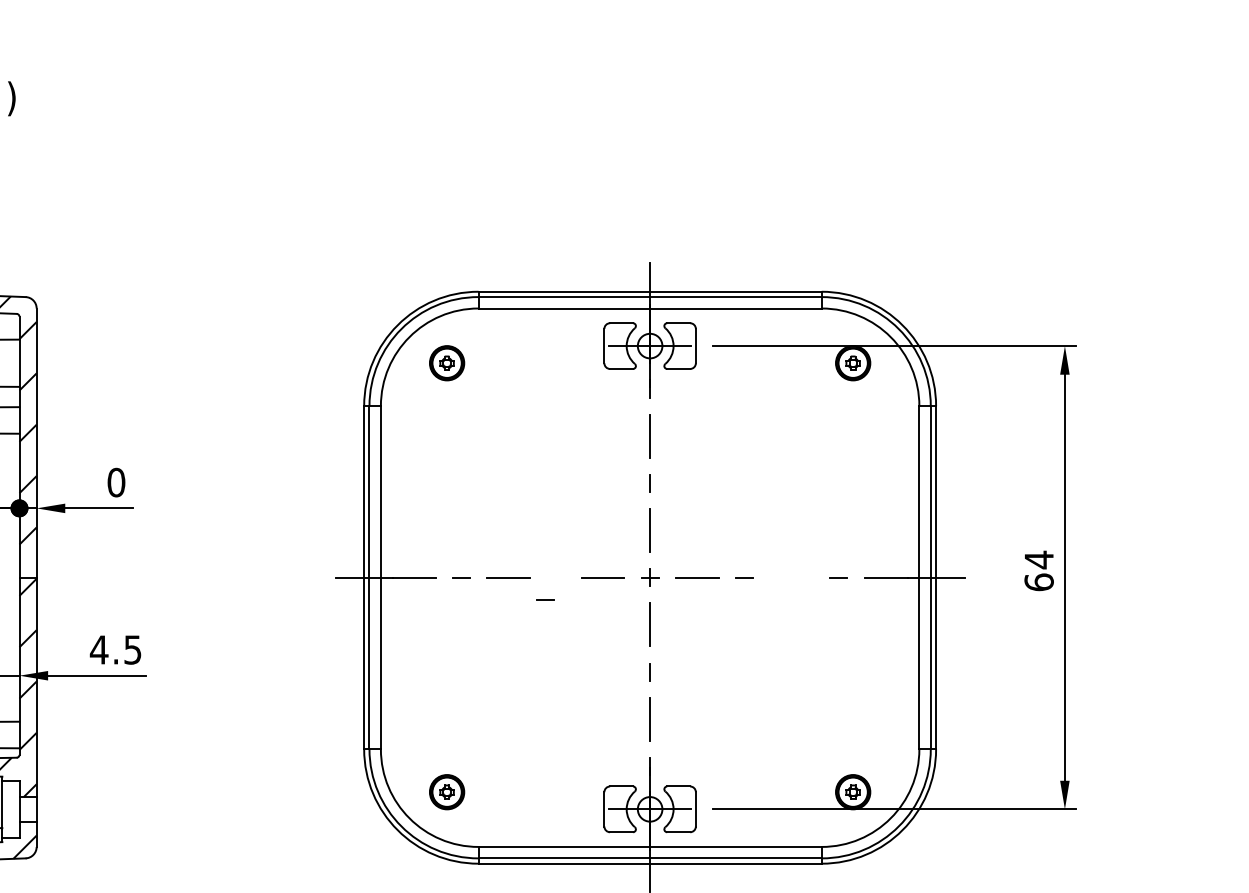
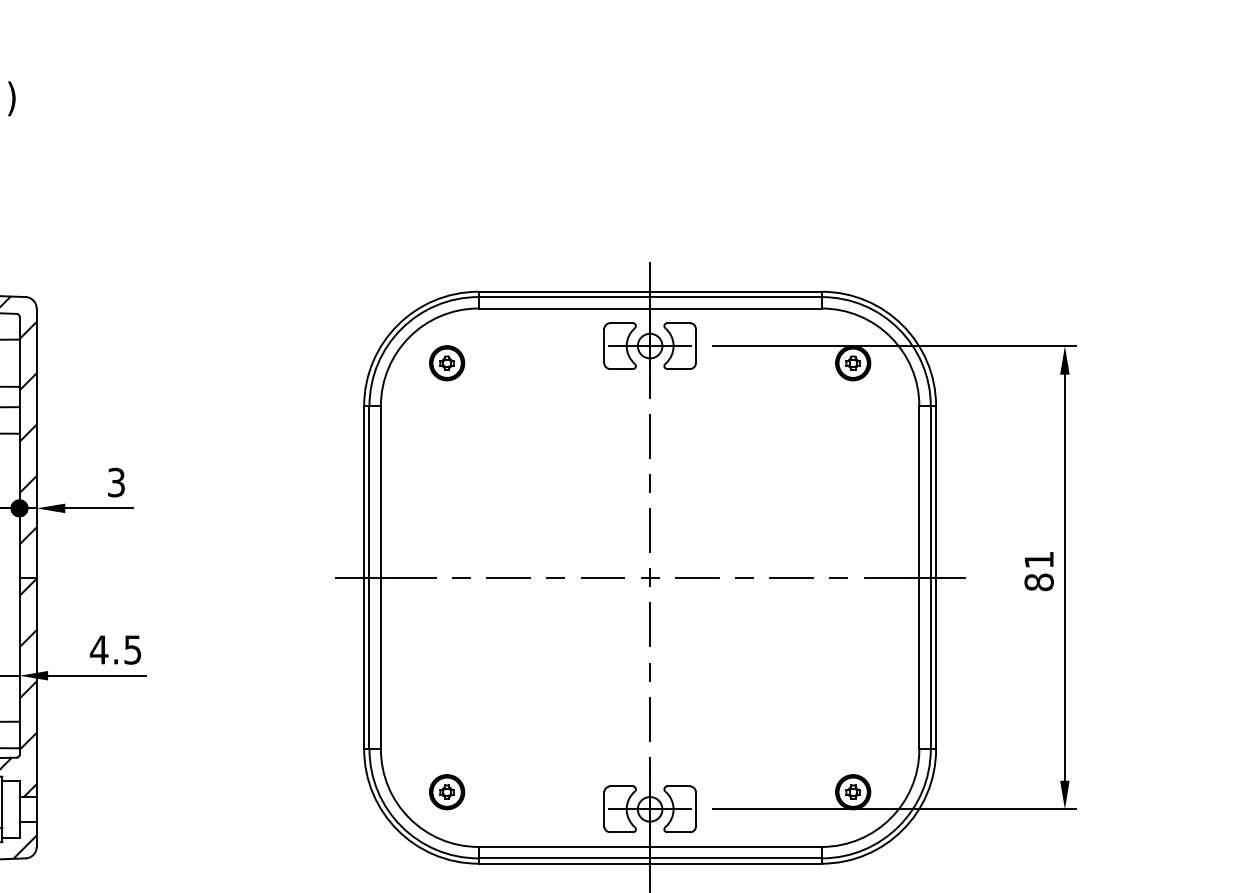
text: 0 -> 3 (116, 482)
text: 64 -> 81 (1038, 570)
line: none -> present (791, 577)
line position: (545, 599) -> (555, 577) (555, 577)
